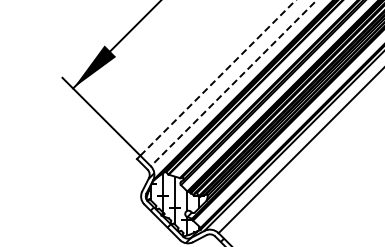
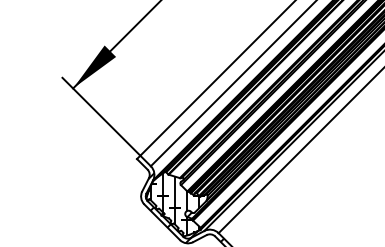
line: dashed -> solid (218, 77)
line: dashed -> solid (233, 83)
